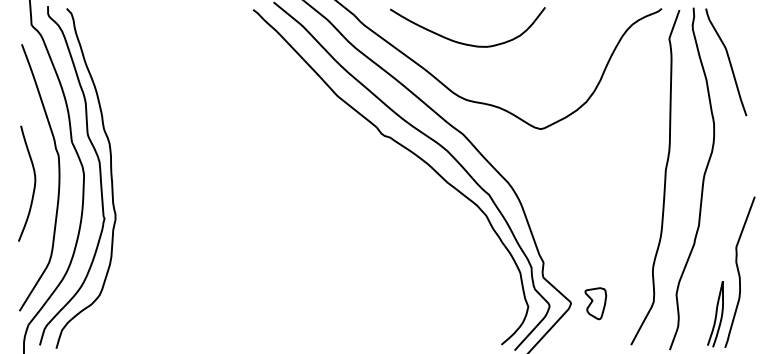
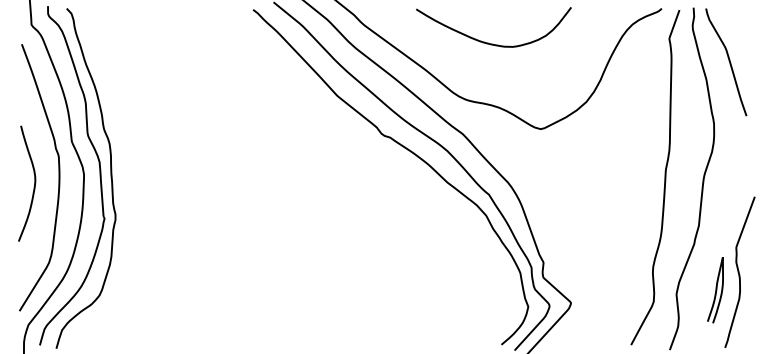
curve position: (462, 42) -> (488, 42) (488, 42)
part: present -> none (595, 303)
curve position: (715, 314) -> (715, 290) (715, 290)
